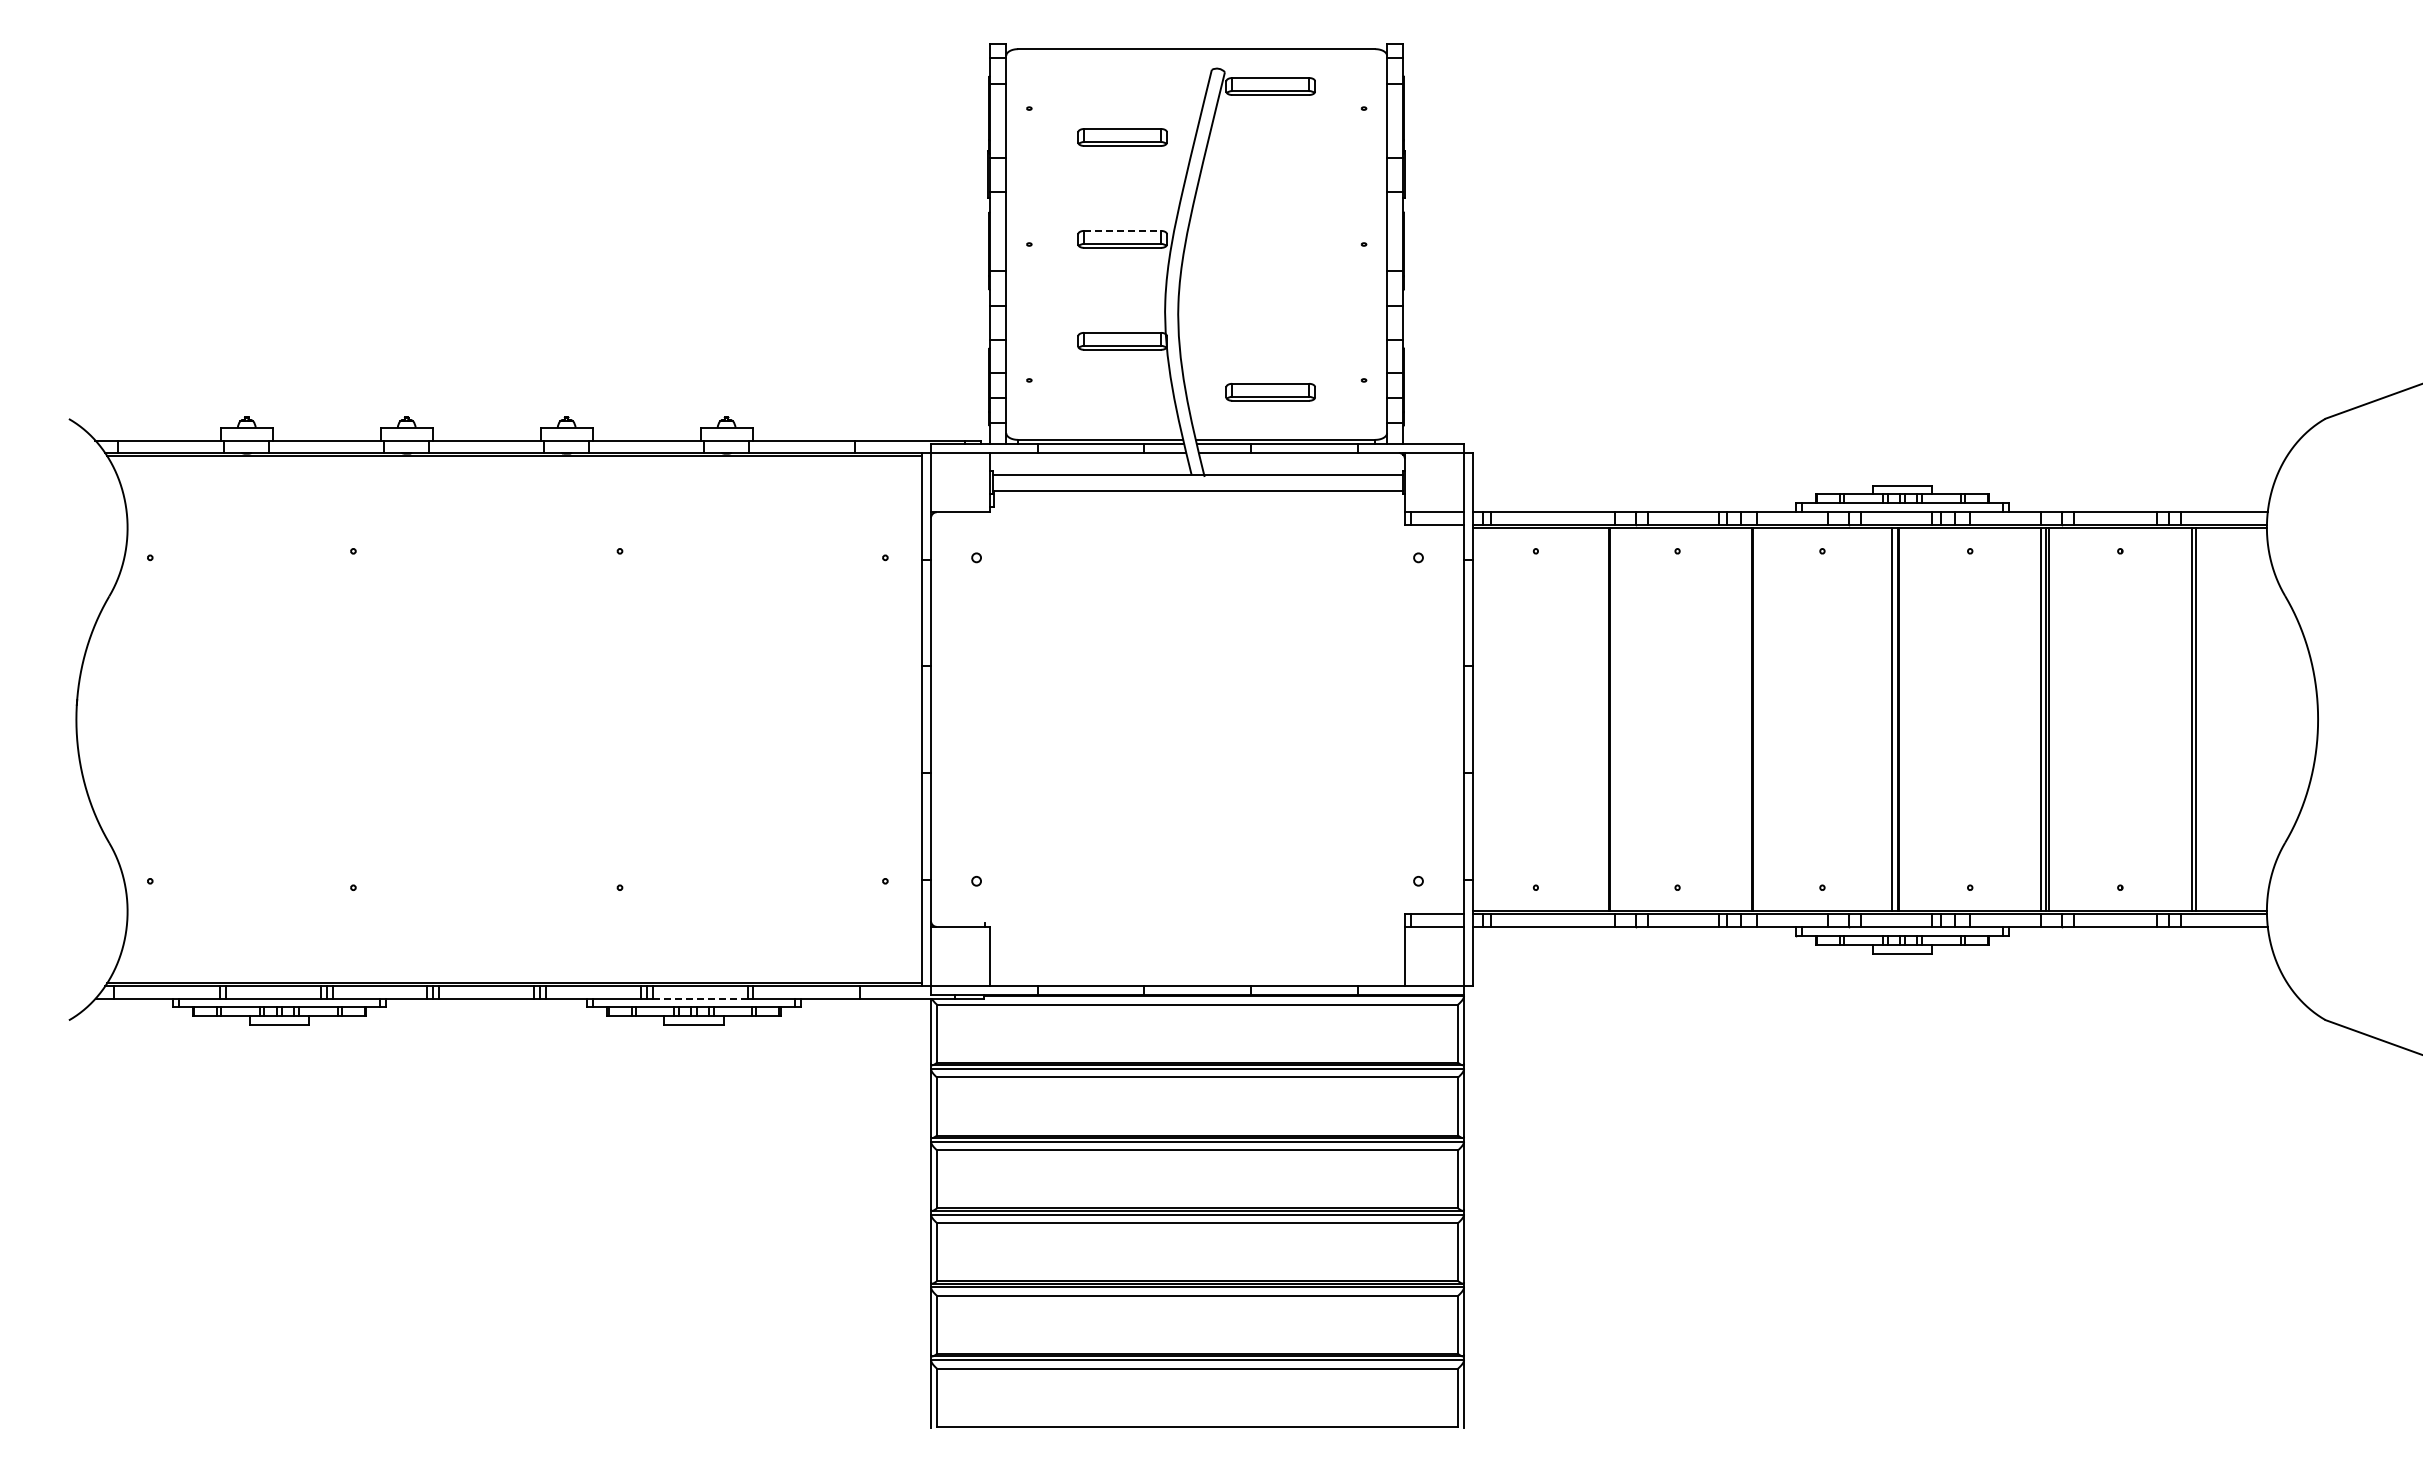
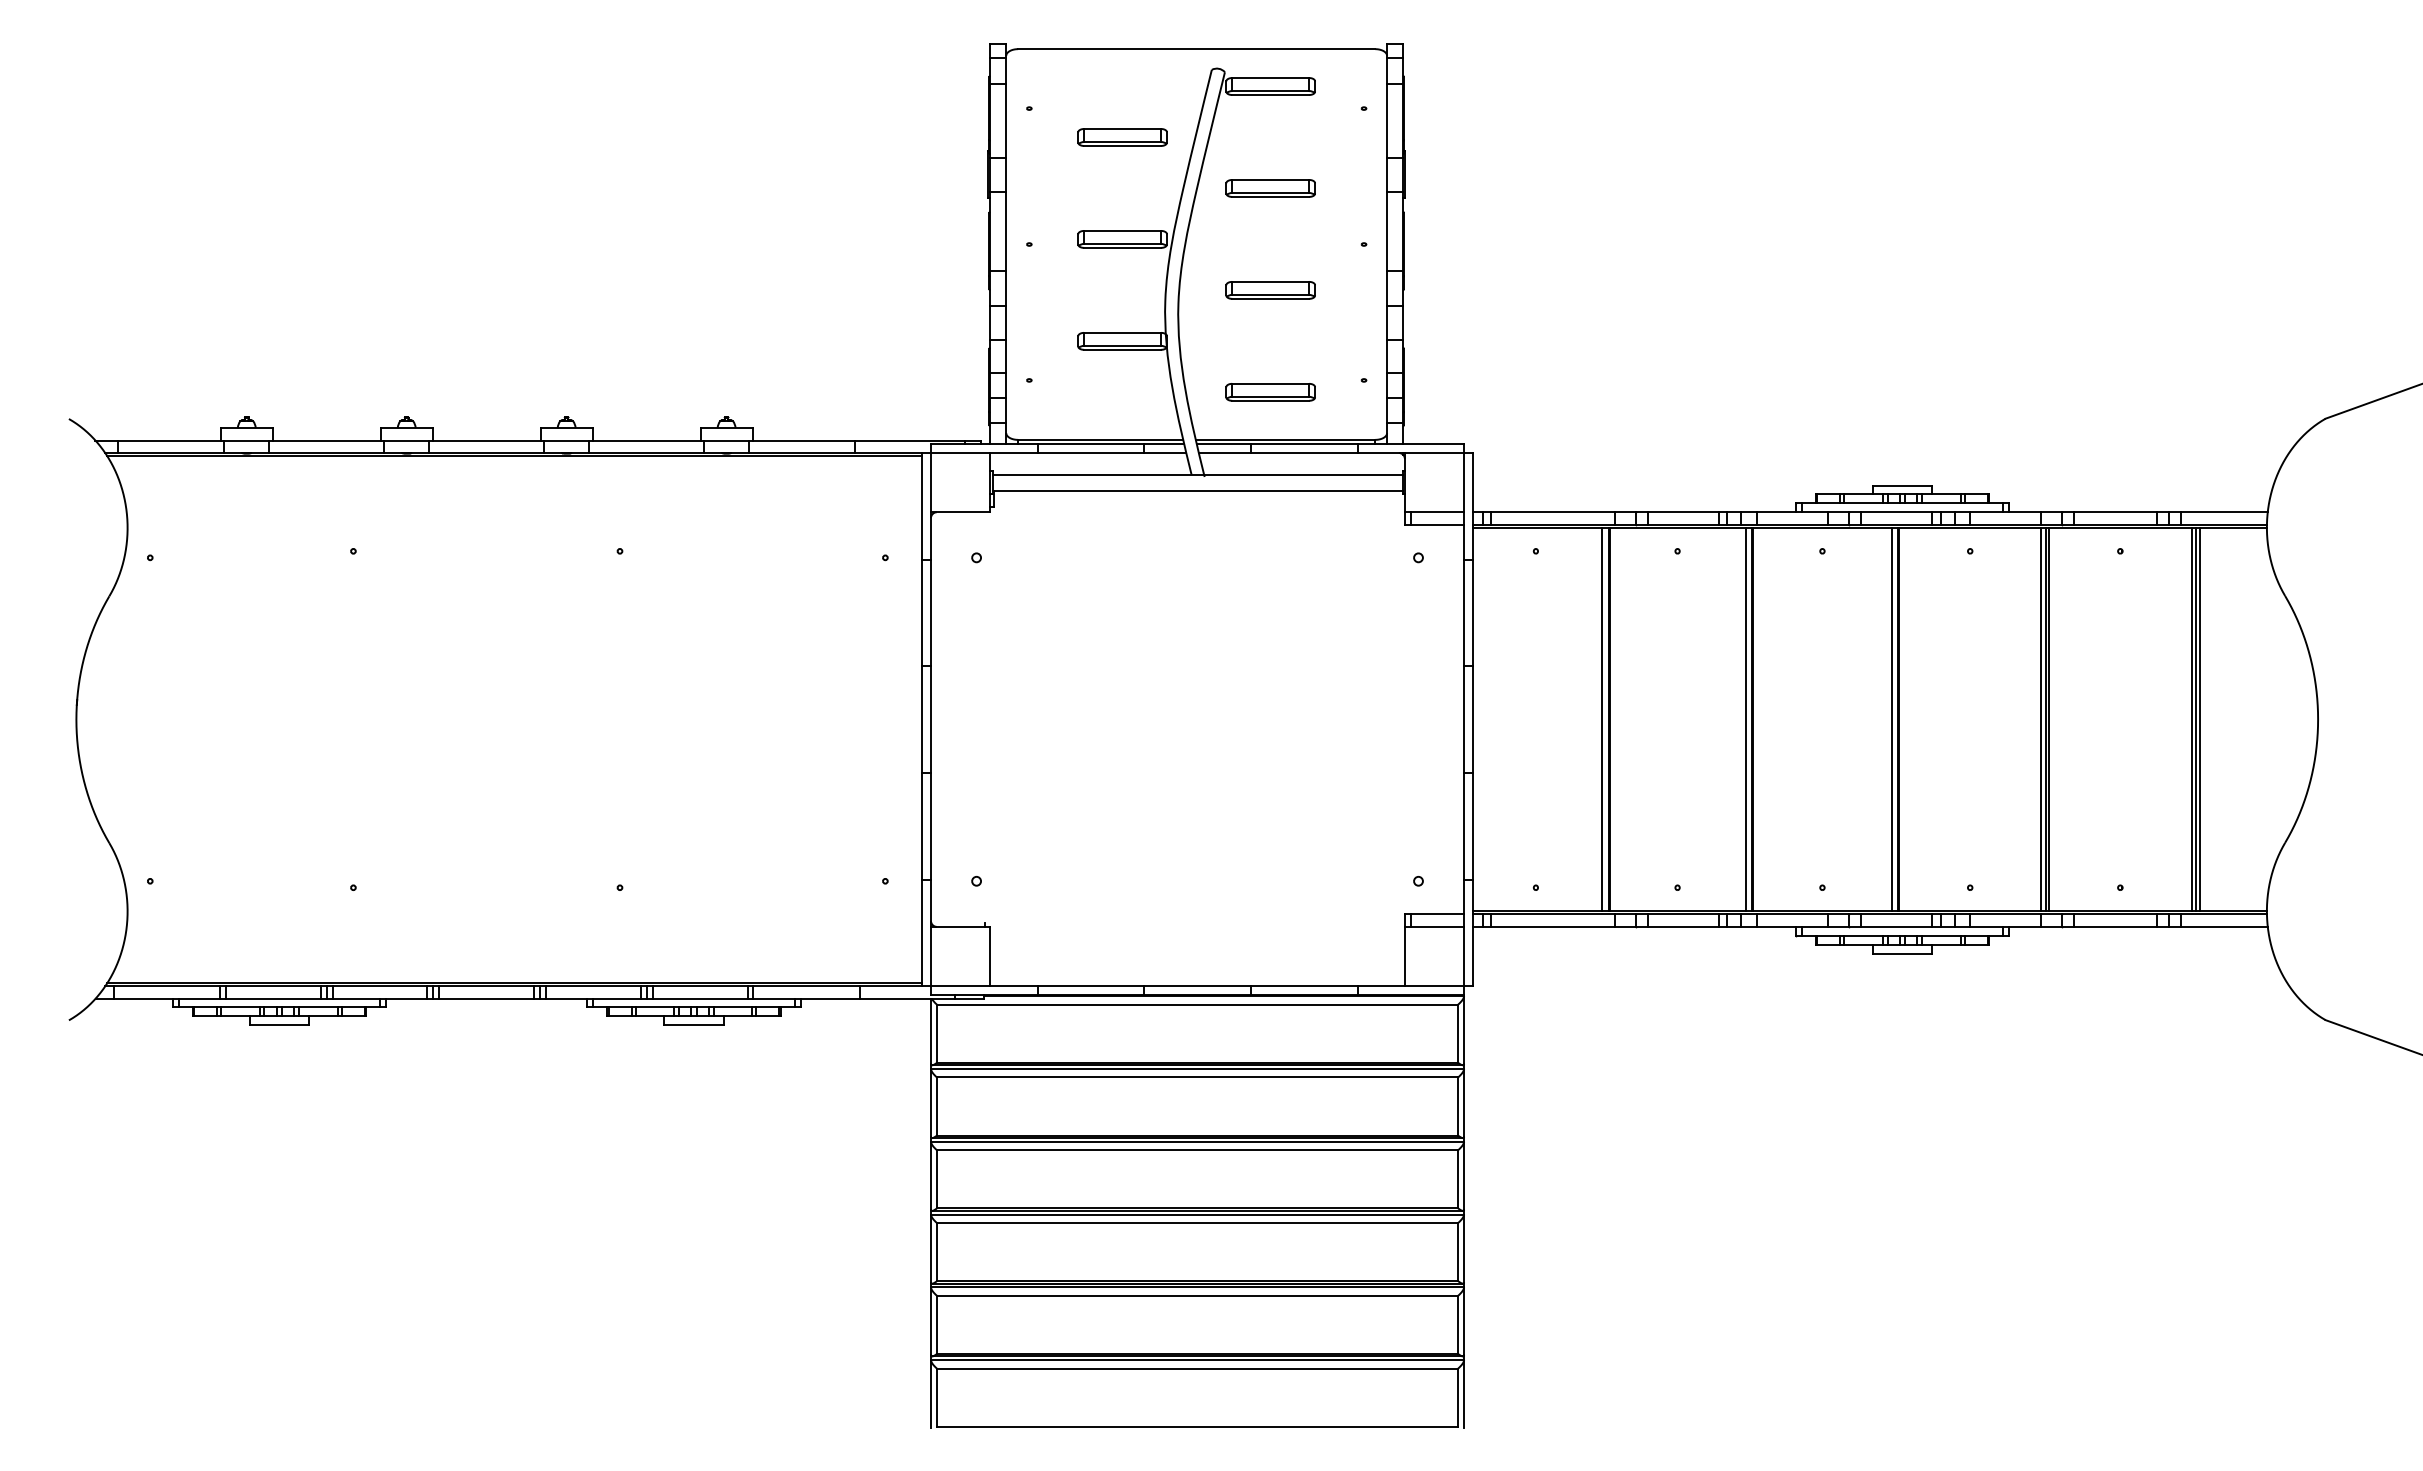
part: none -> present (1270, 188)
line: dashed -> solid (1122, 230)
part: none -> present (1270, 290)
line: none -> present (1602, 719)
line: none -> present (1745, 719)
line: none -> present (2199, 719)
line: dashed -> solid (700, 998)
